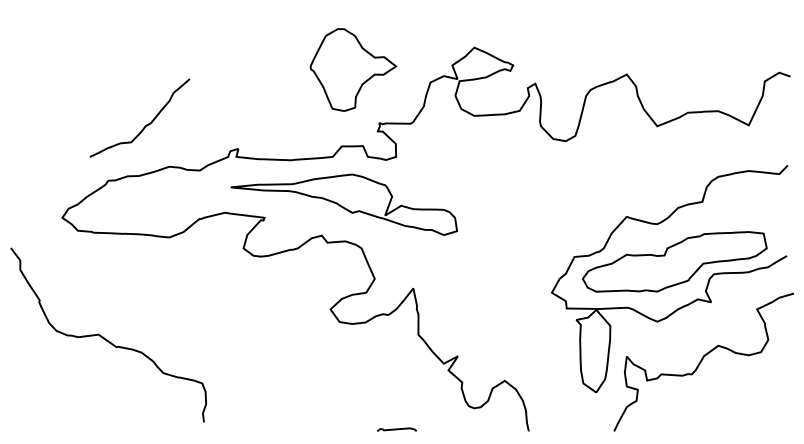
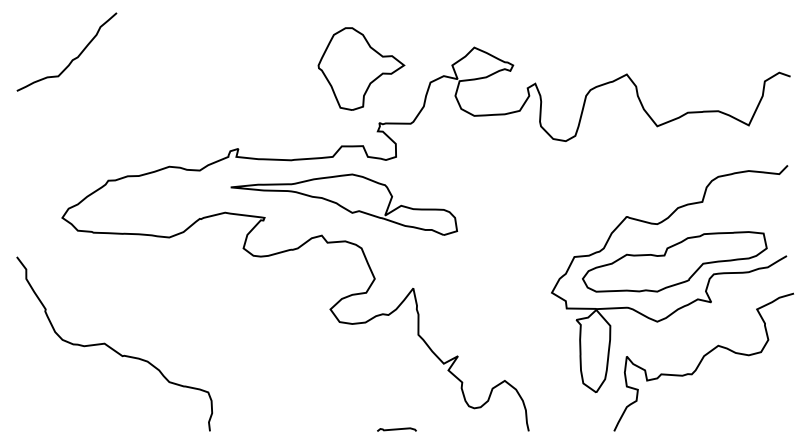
part position: (353, 69) -> (361, 68) (361, 68)
curve position: (146, 124) -> (73, 58) (73, 58)
curve position: (104, 337) -> (110, 346) (110, 346)
